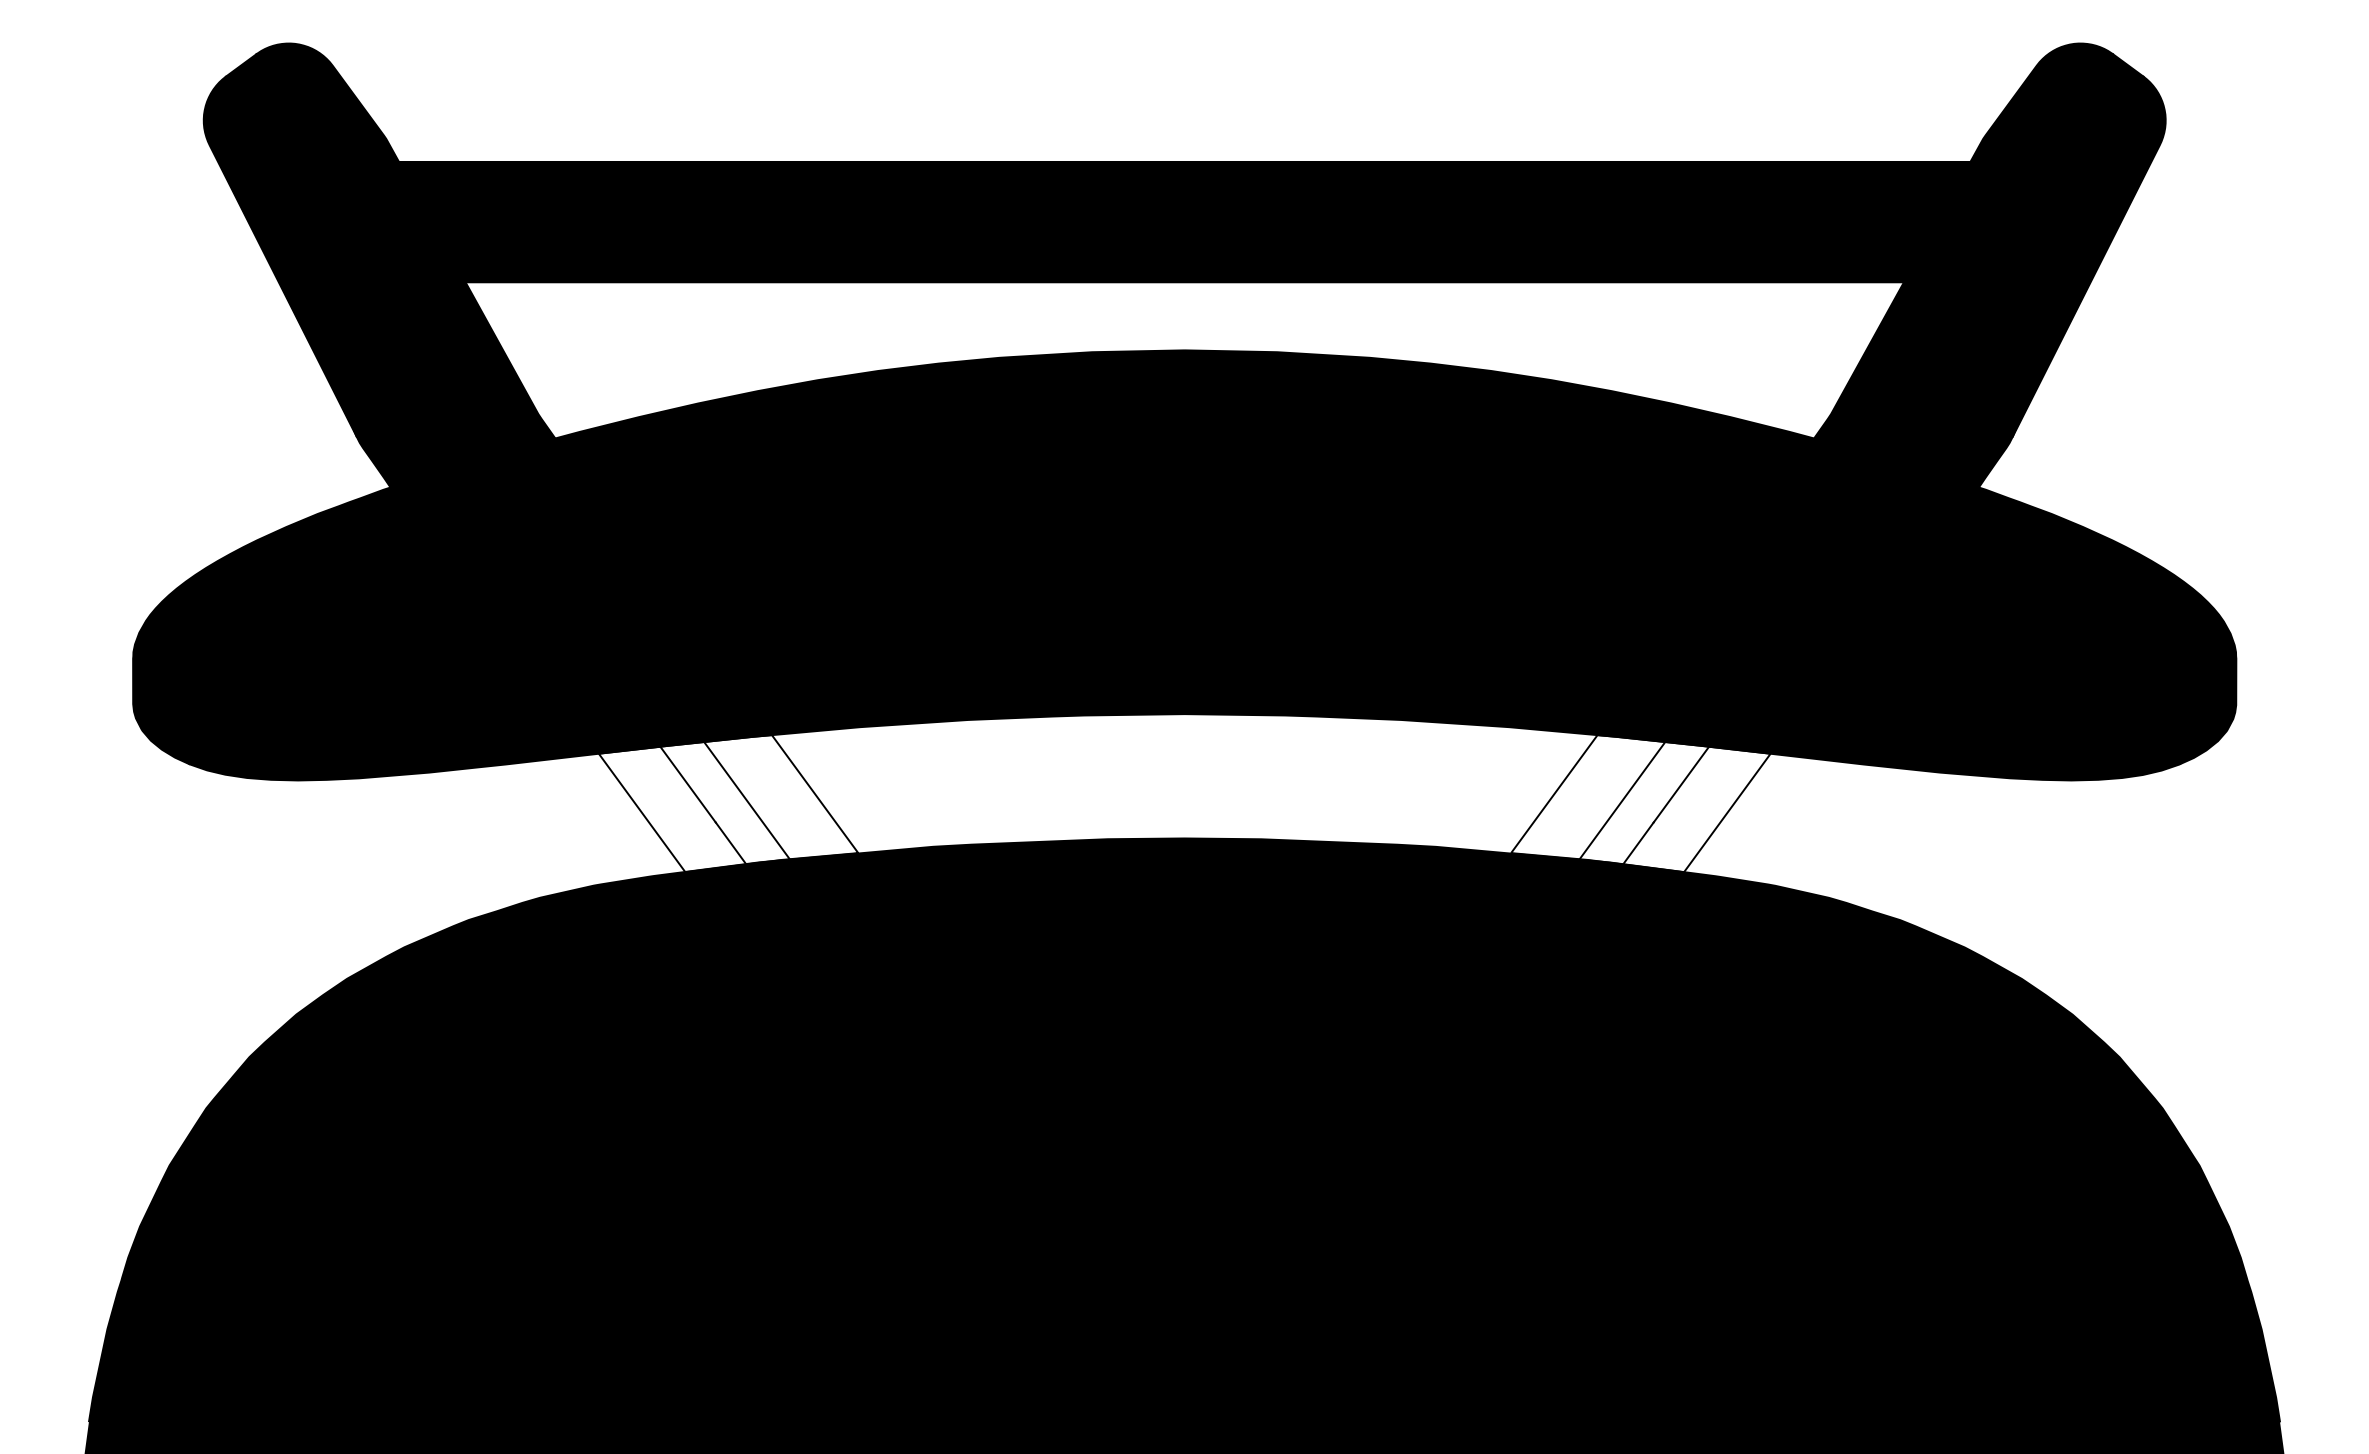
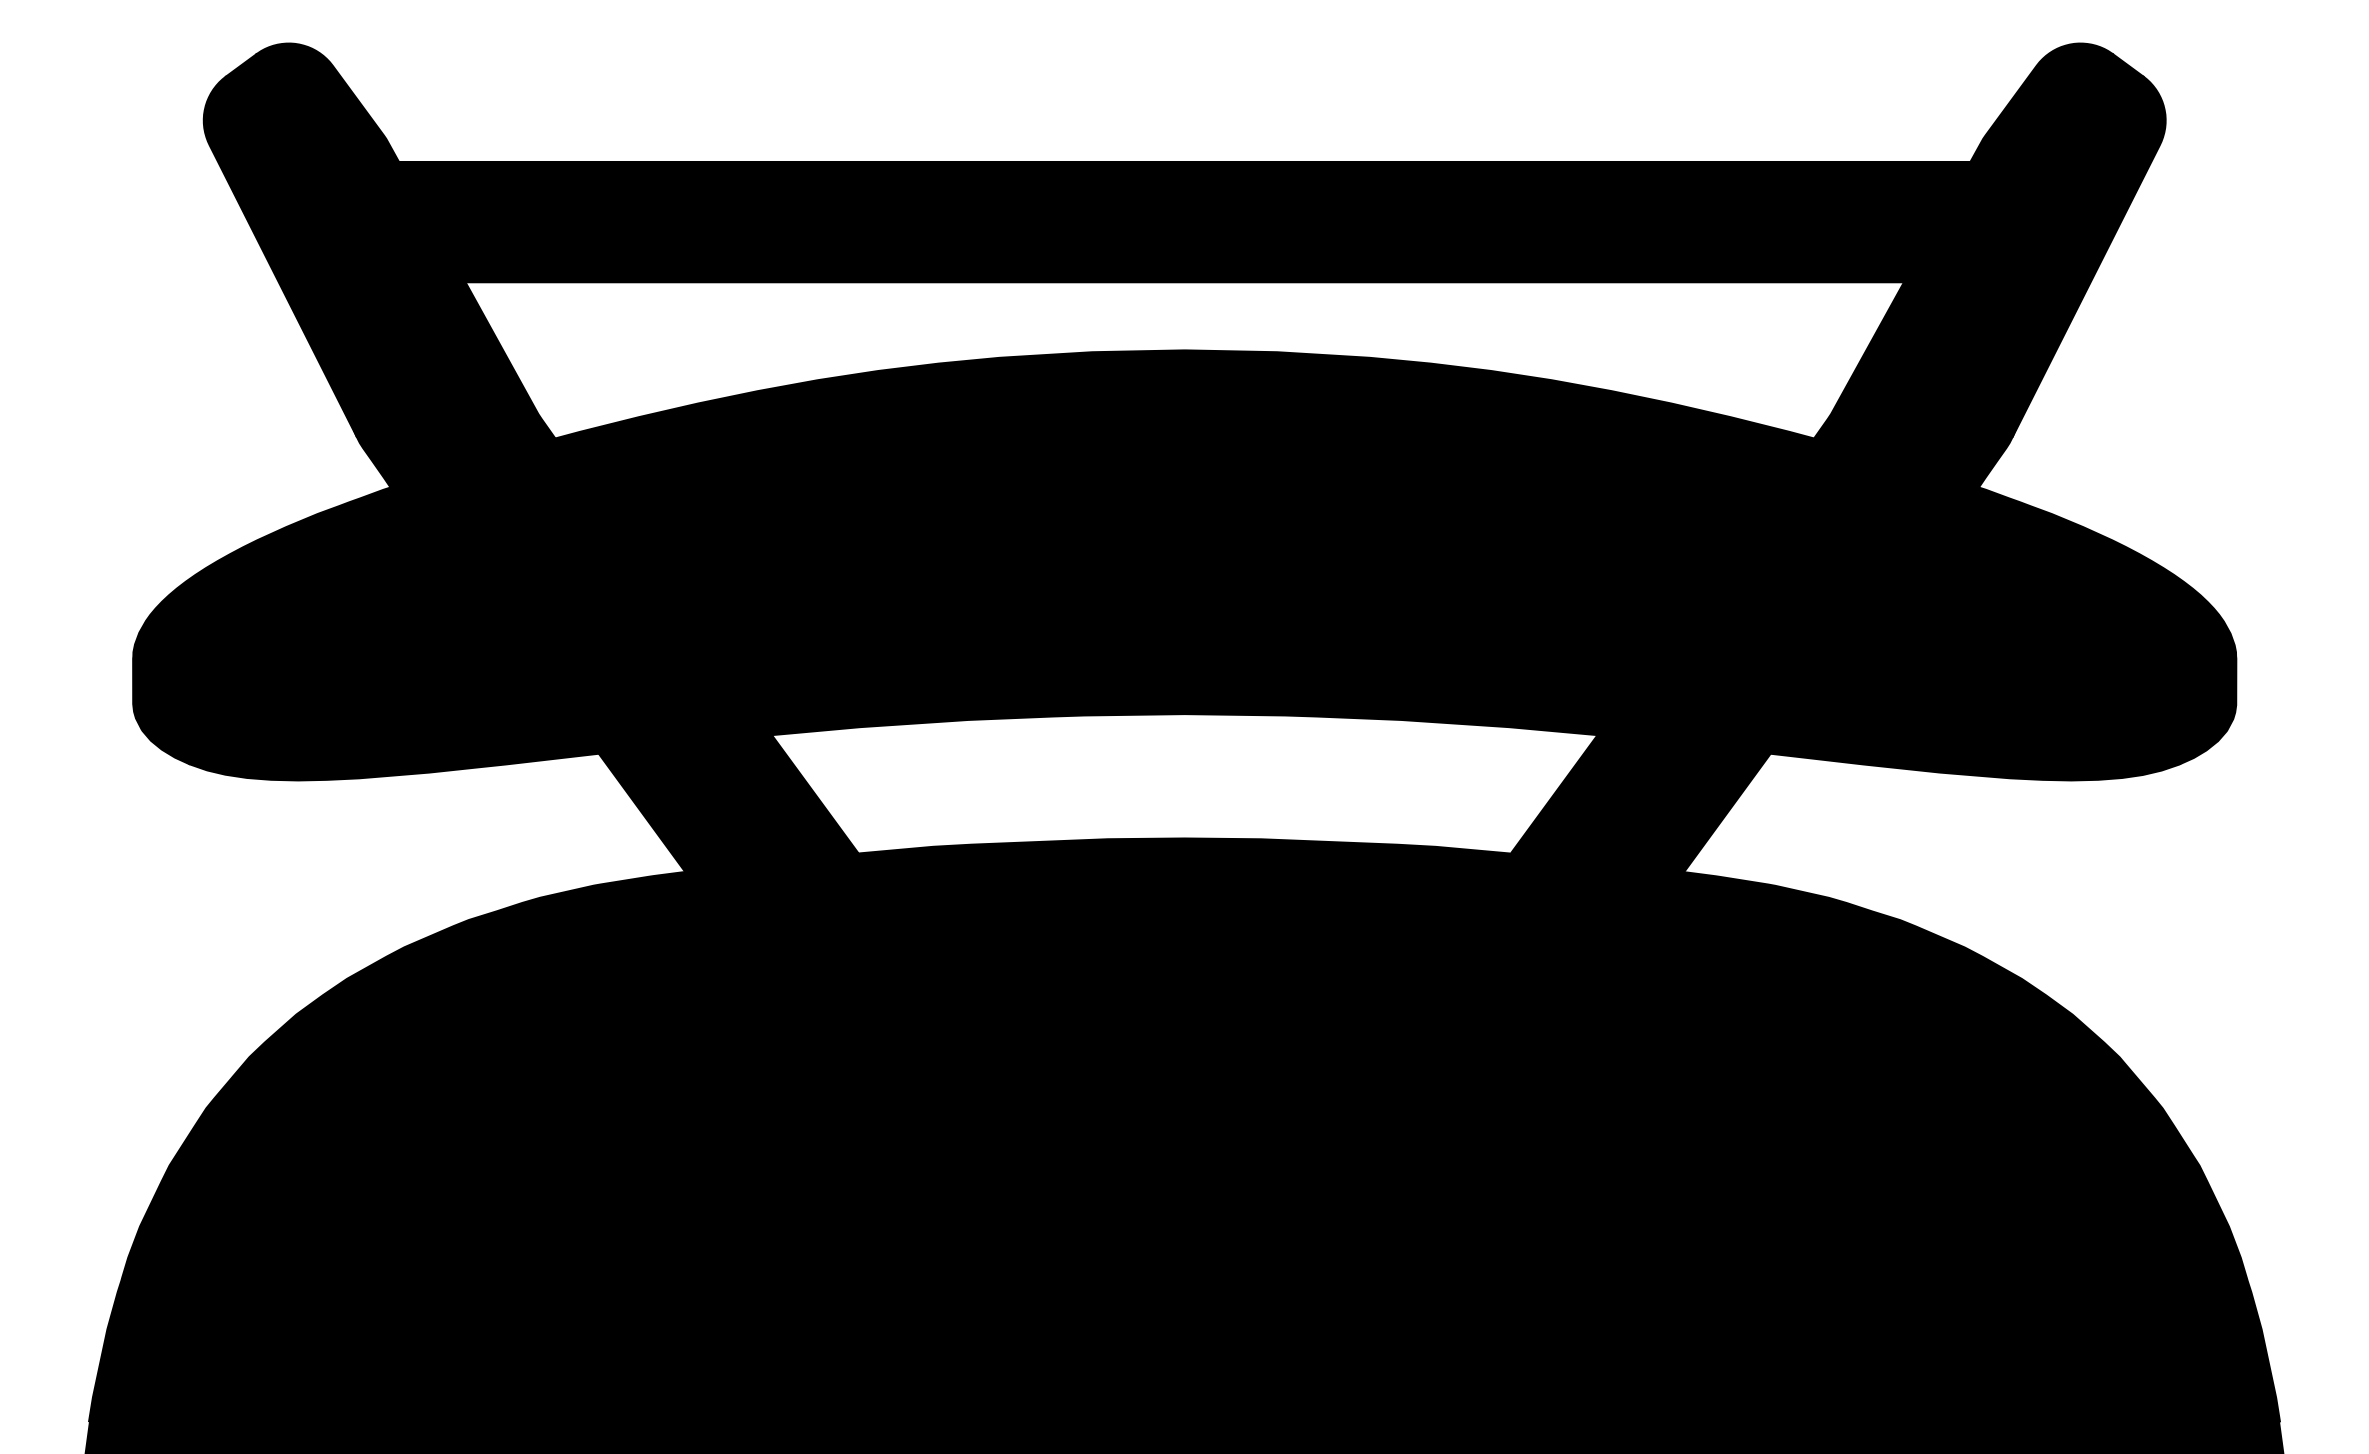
fill: none -> present (728, 803)
fill: none -> present (1640, 803)
